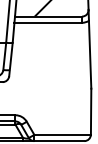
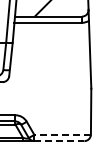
line: solid -> dashed (62, 134)
line: solid -> dashed (59, 141)
